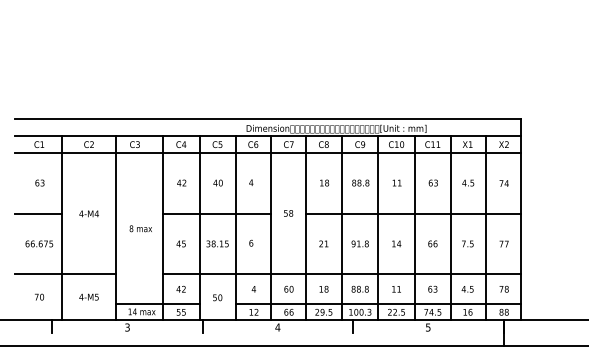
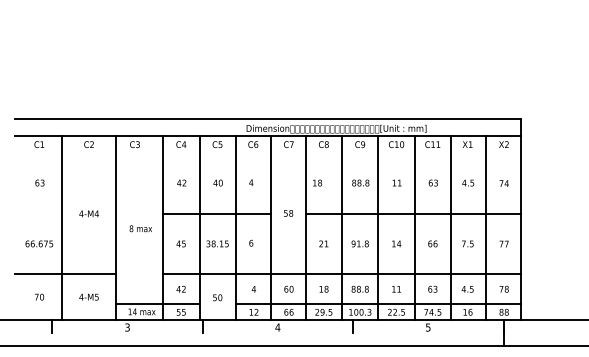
line: present -> none (267, 153)
text position: (324, 182) -> (317, 182) (317, 182)
line: present -> none (38, 213)
